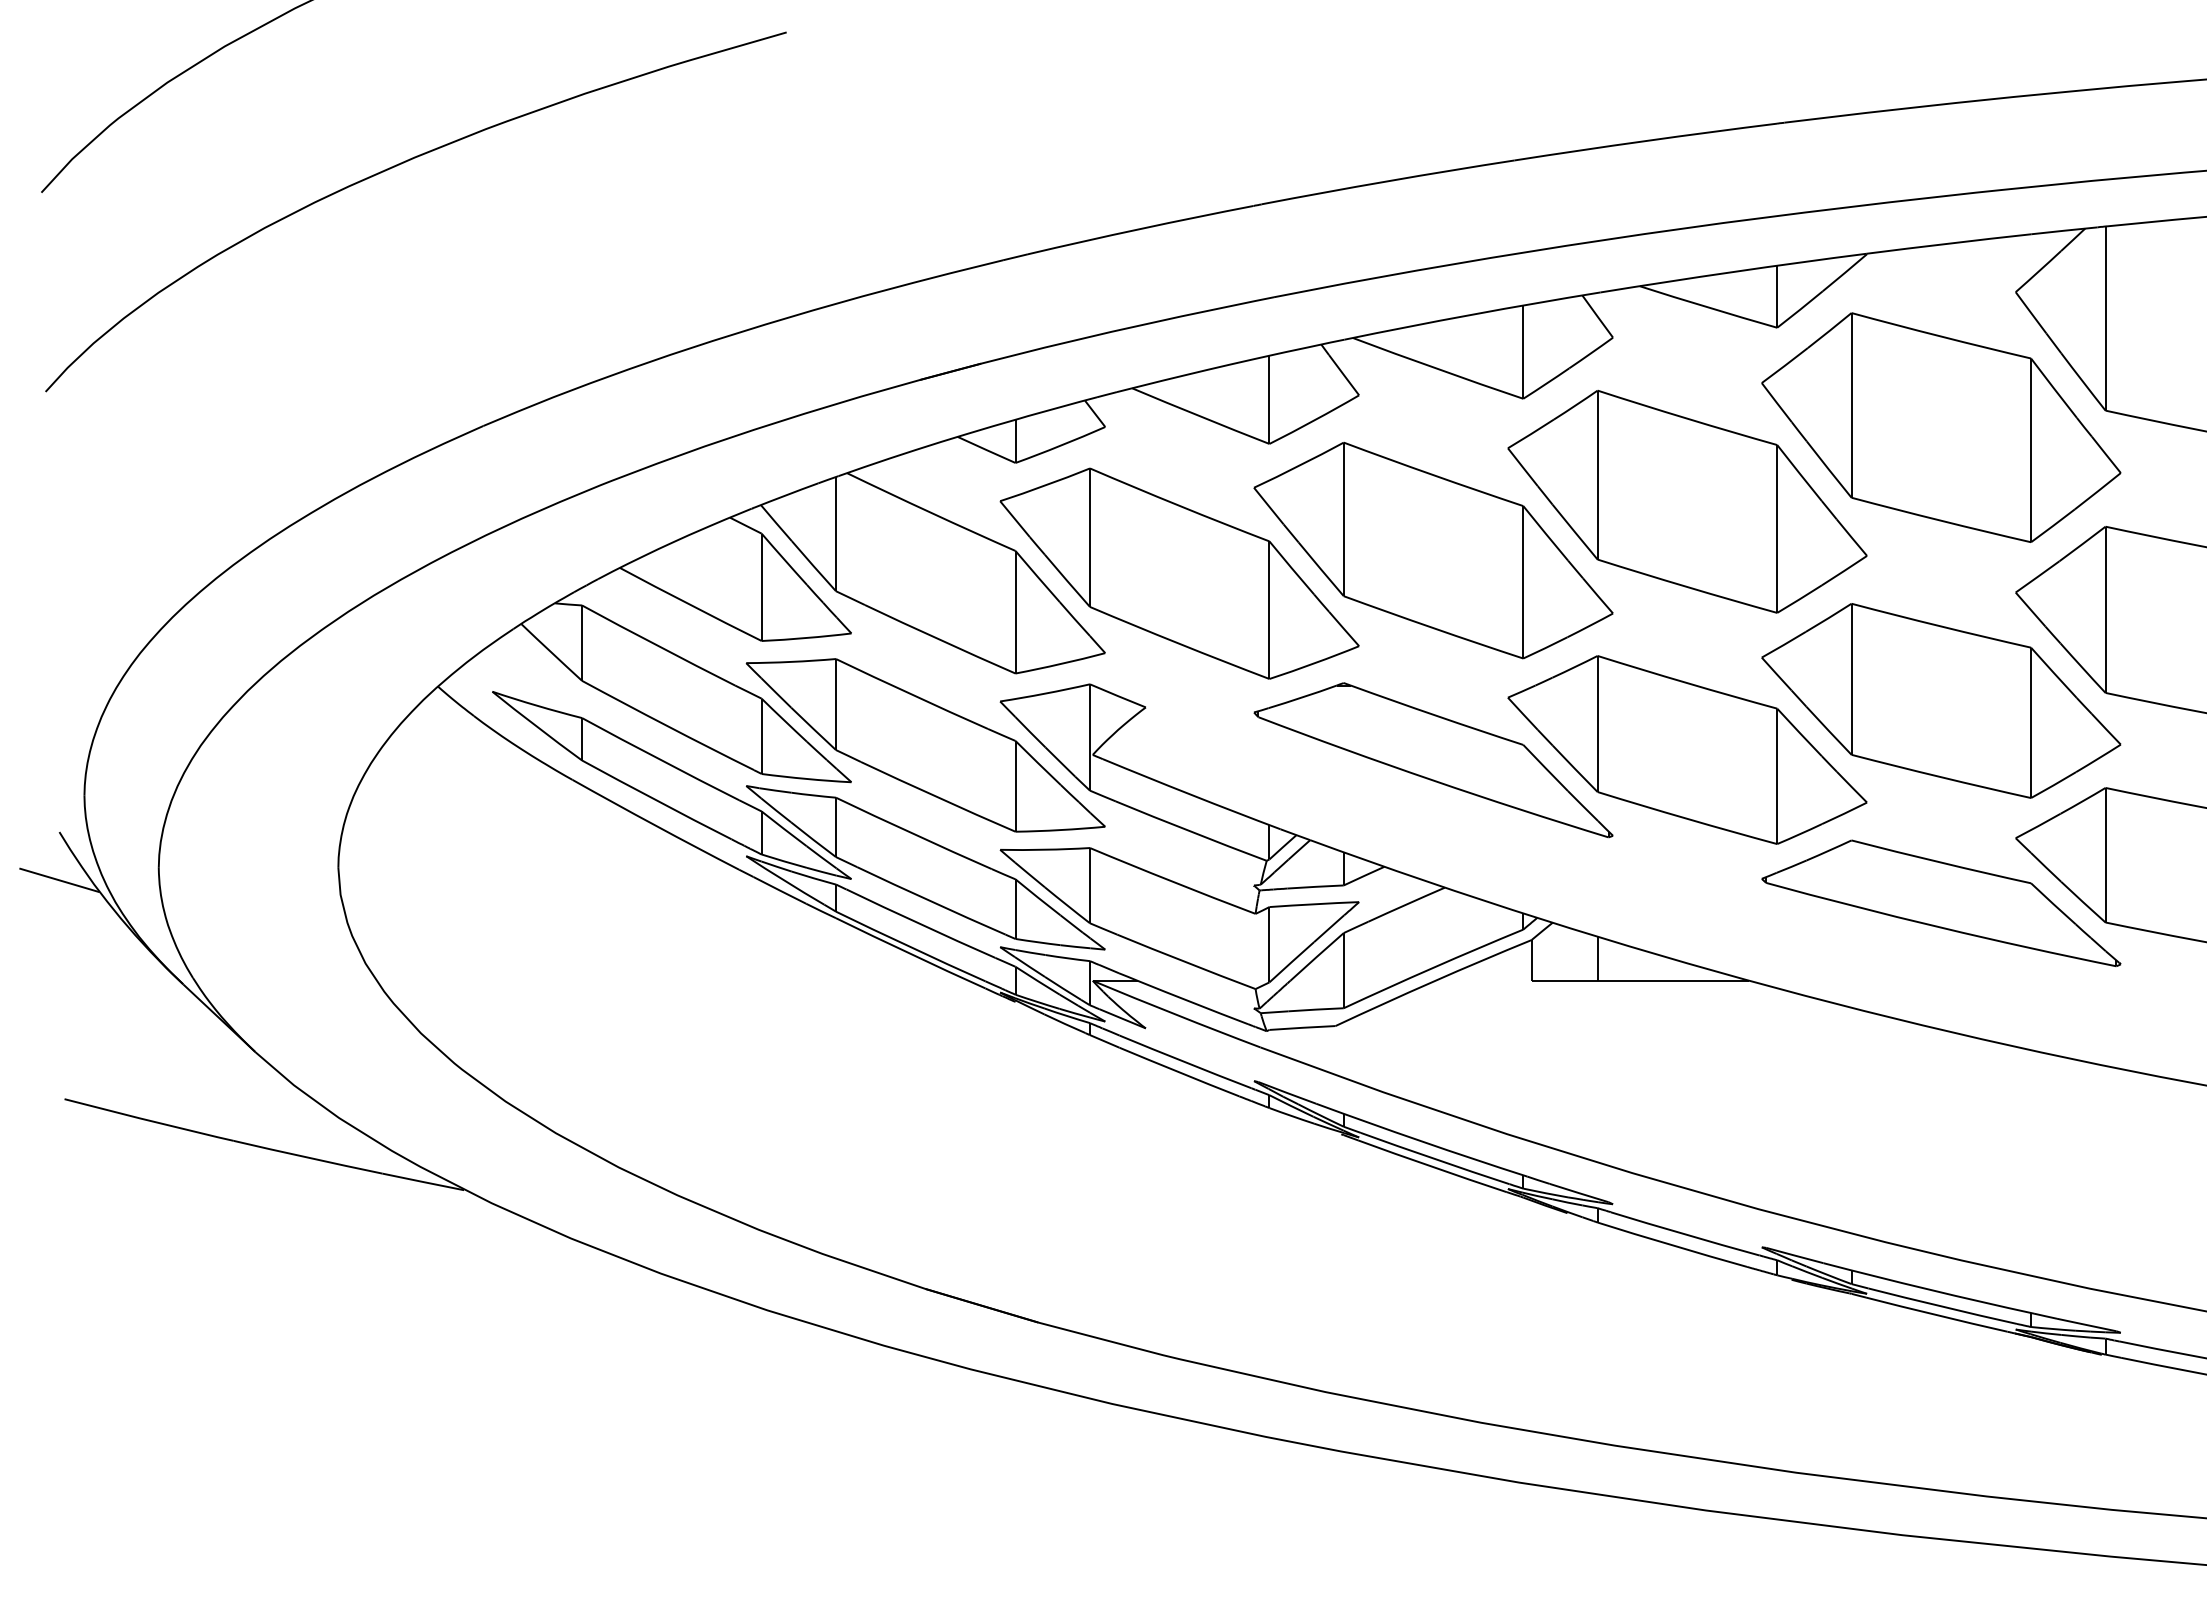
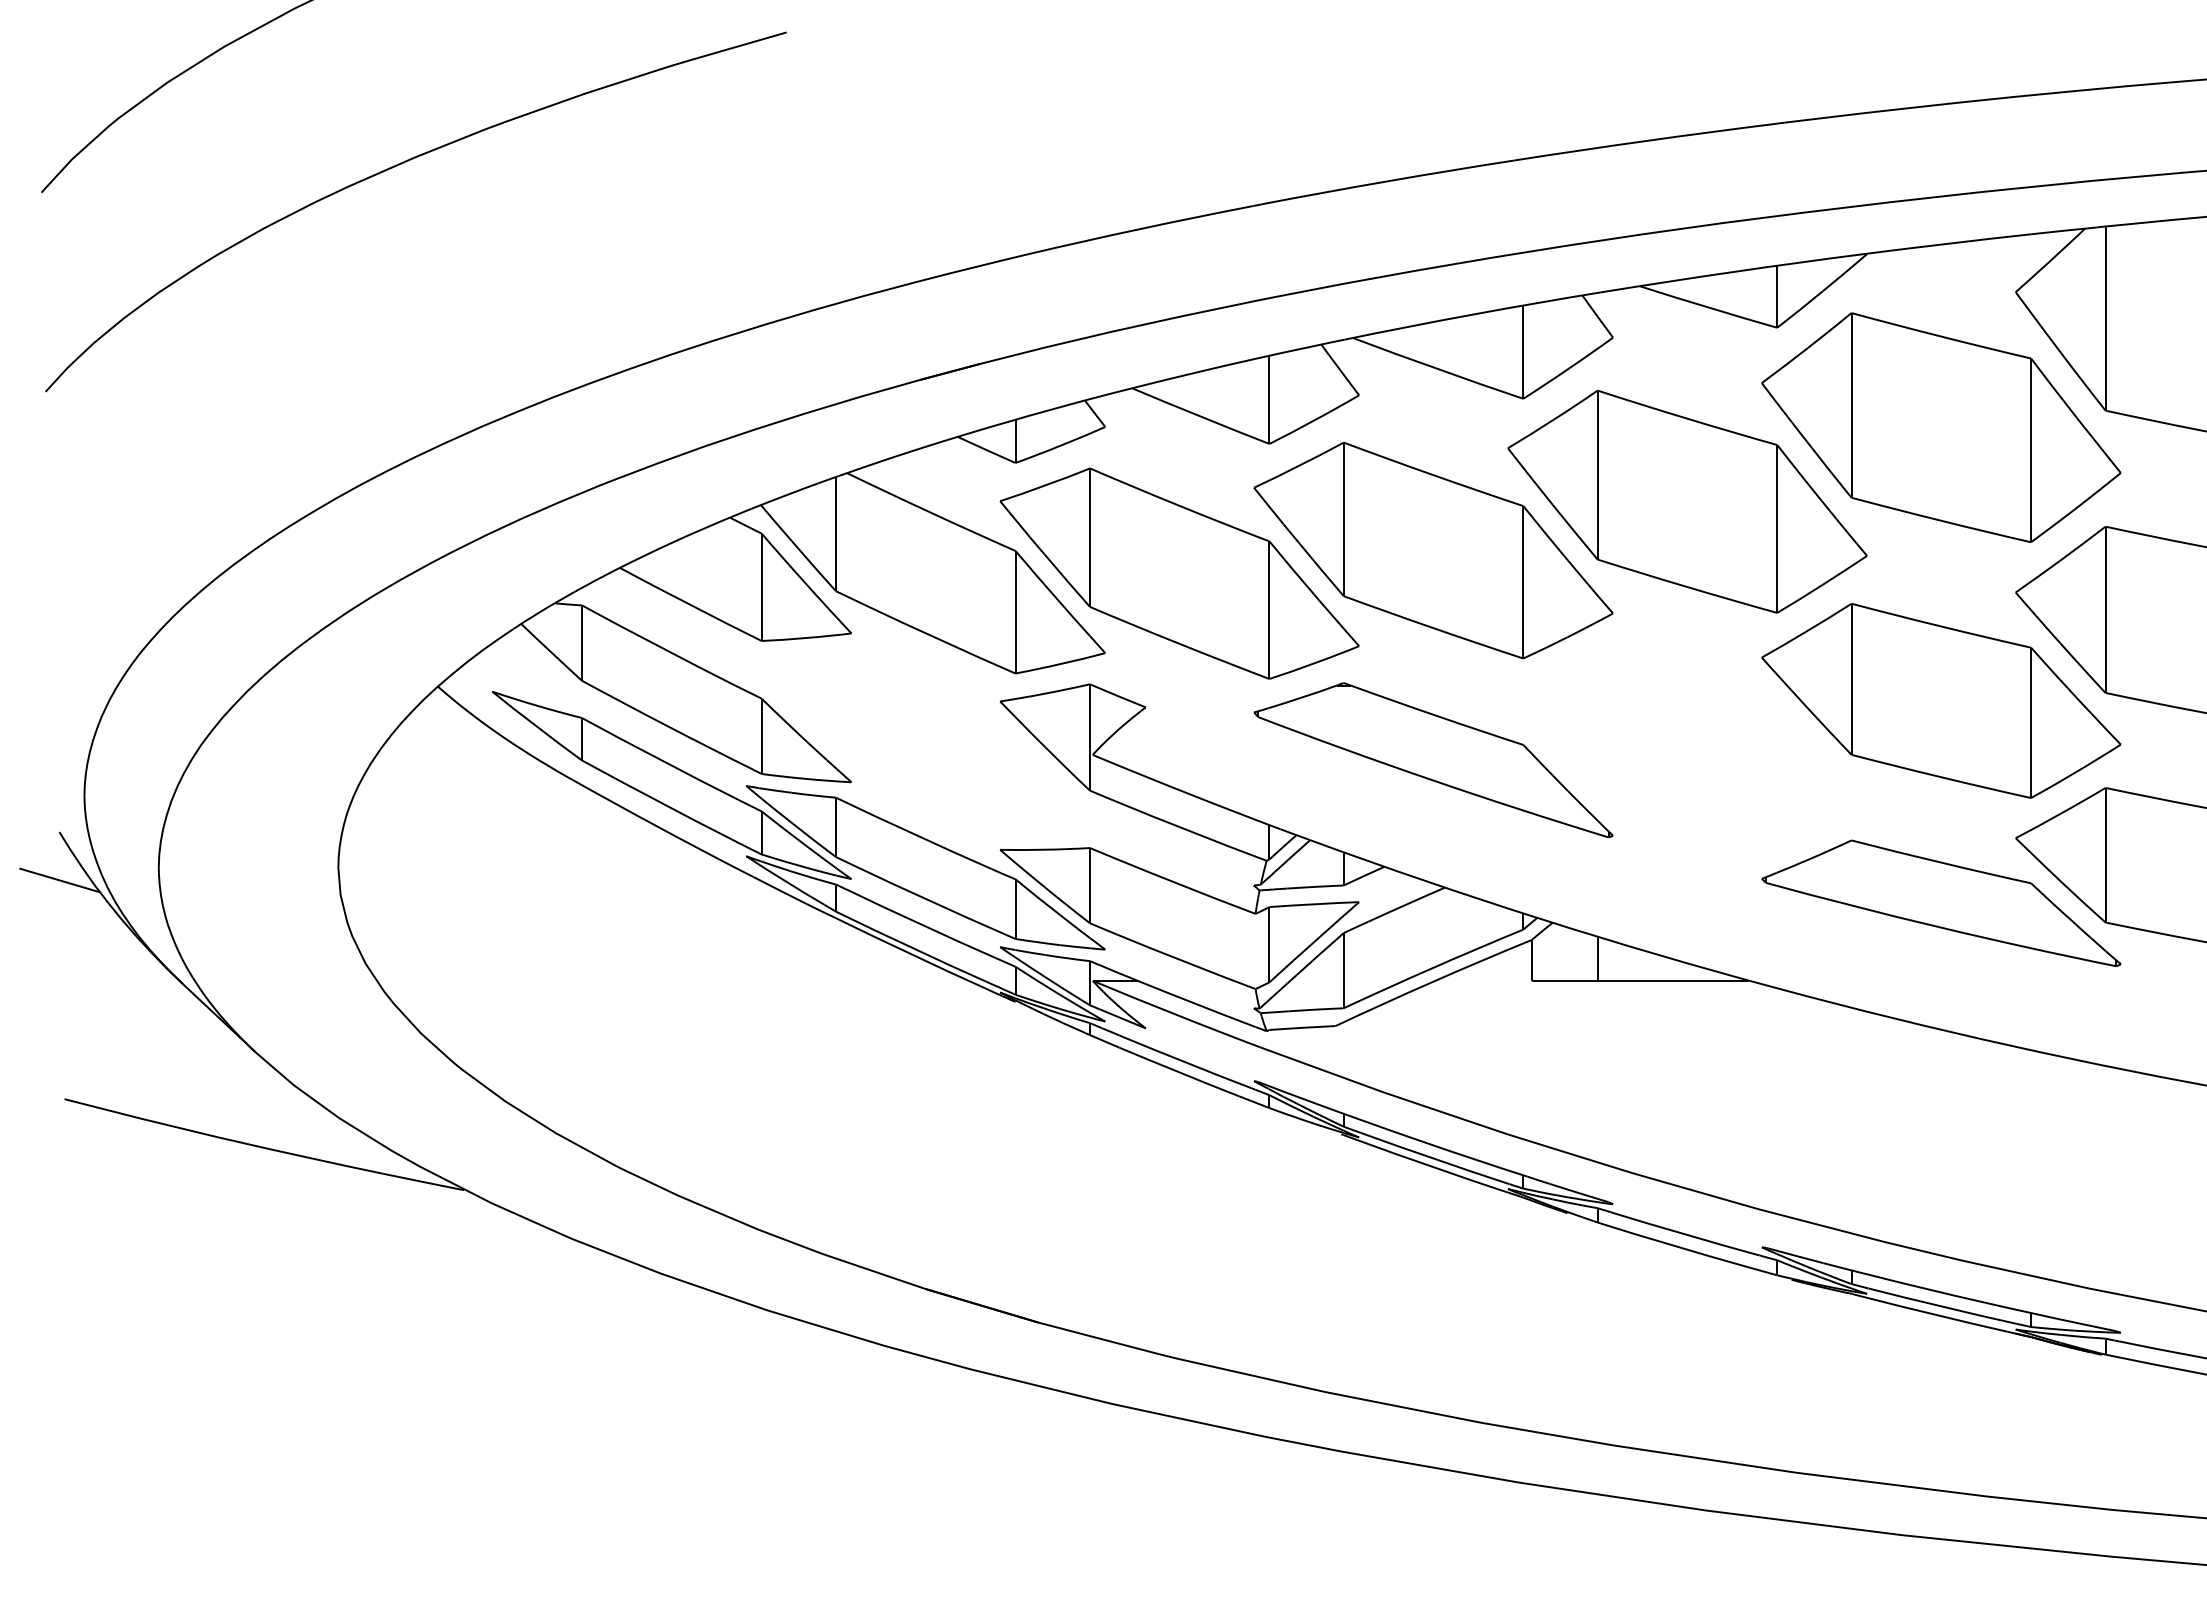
part: present -> none (925, 745)
part: present -> none (1687, 749)
